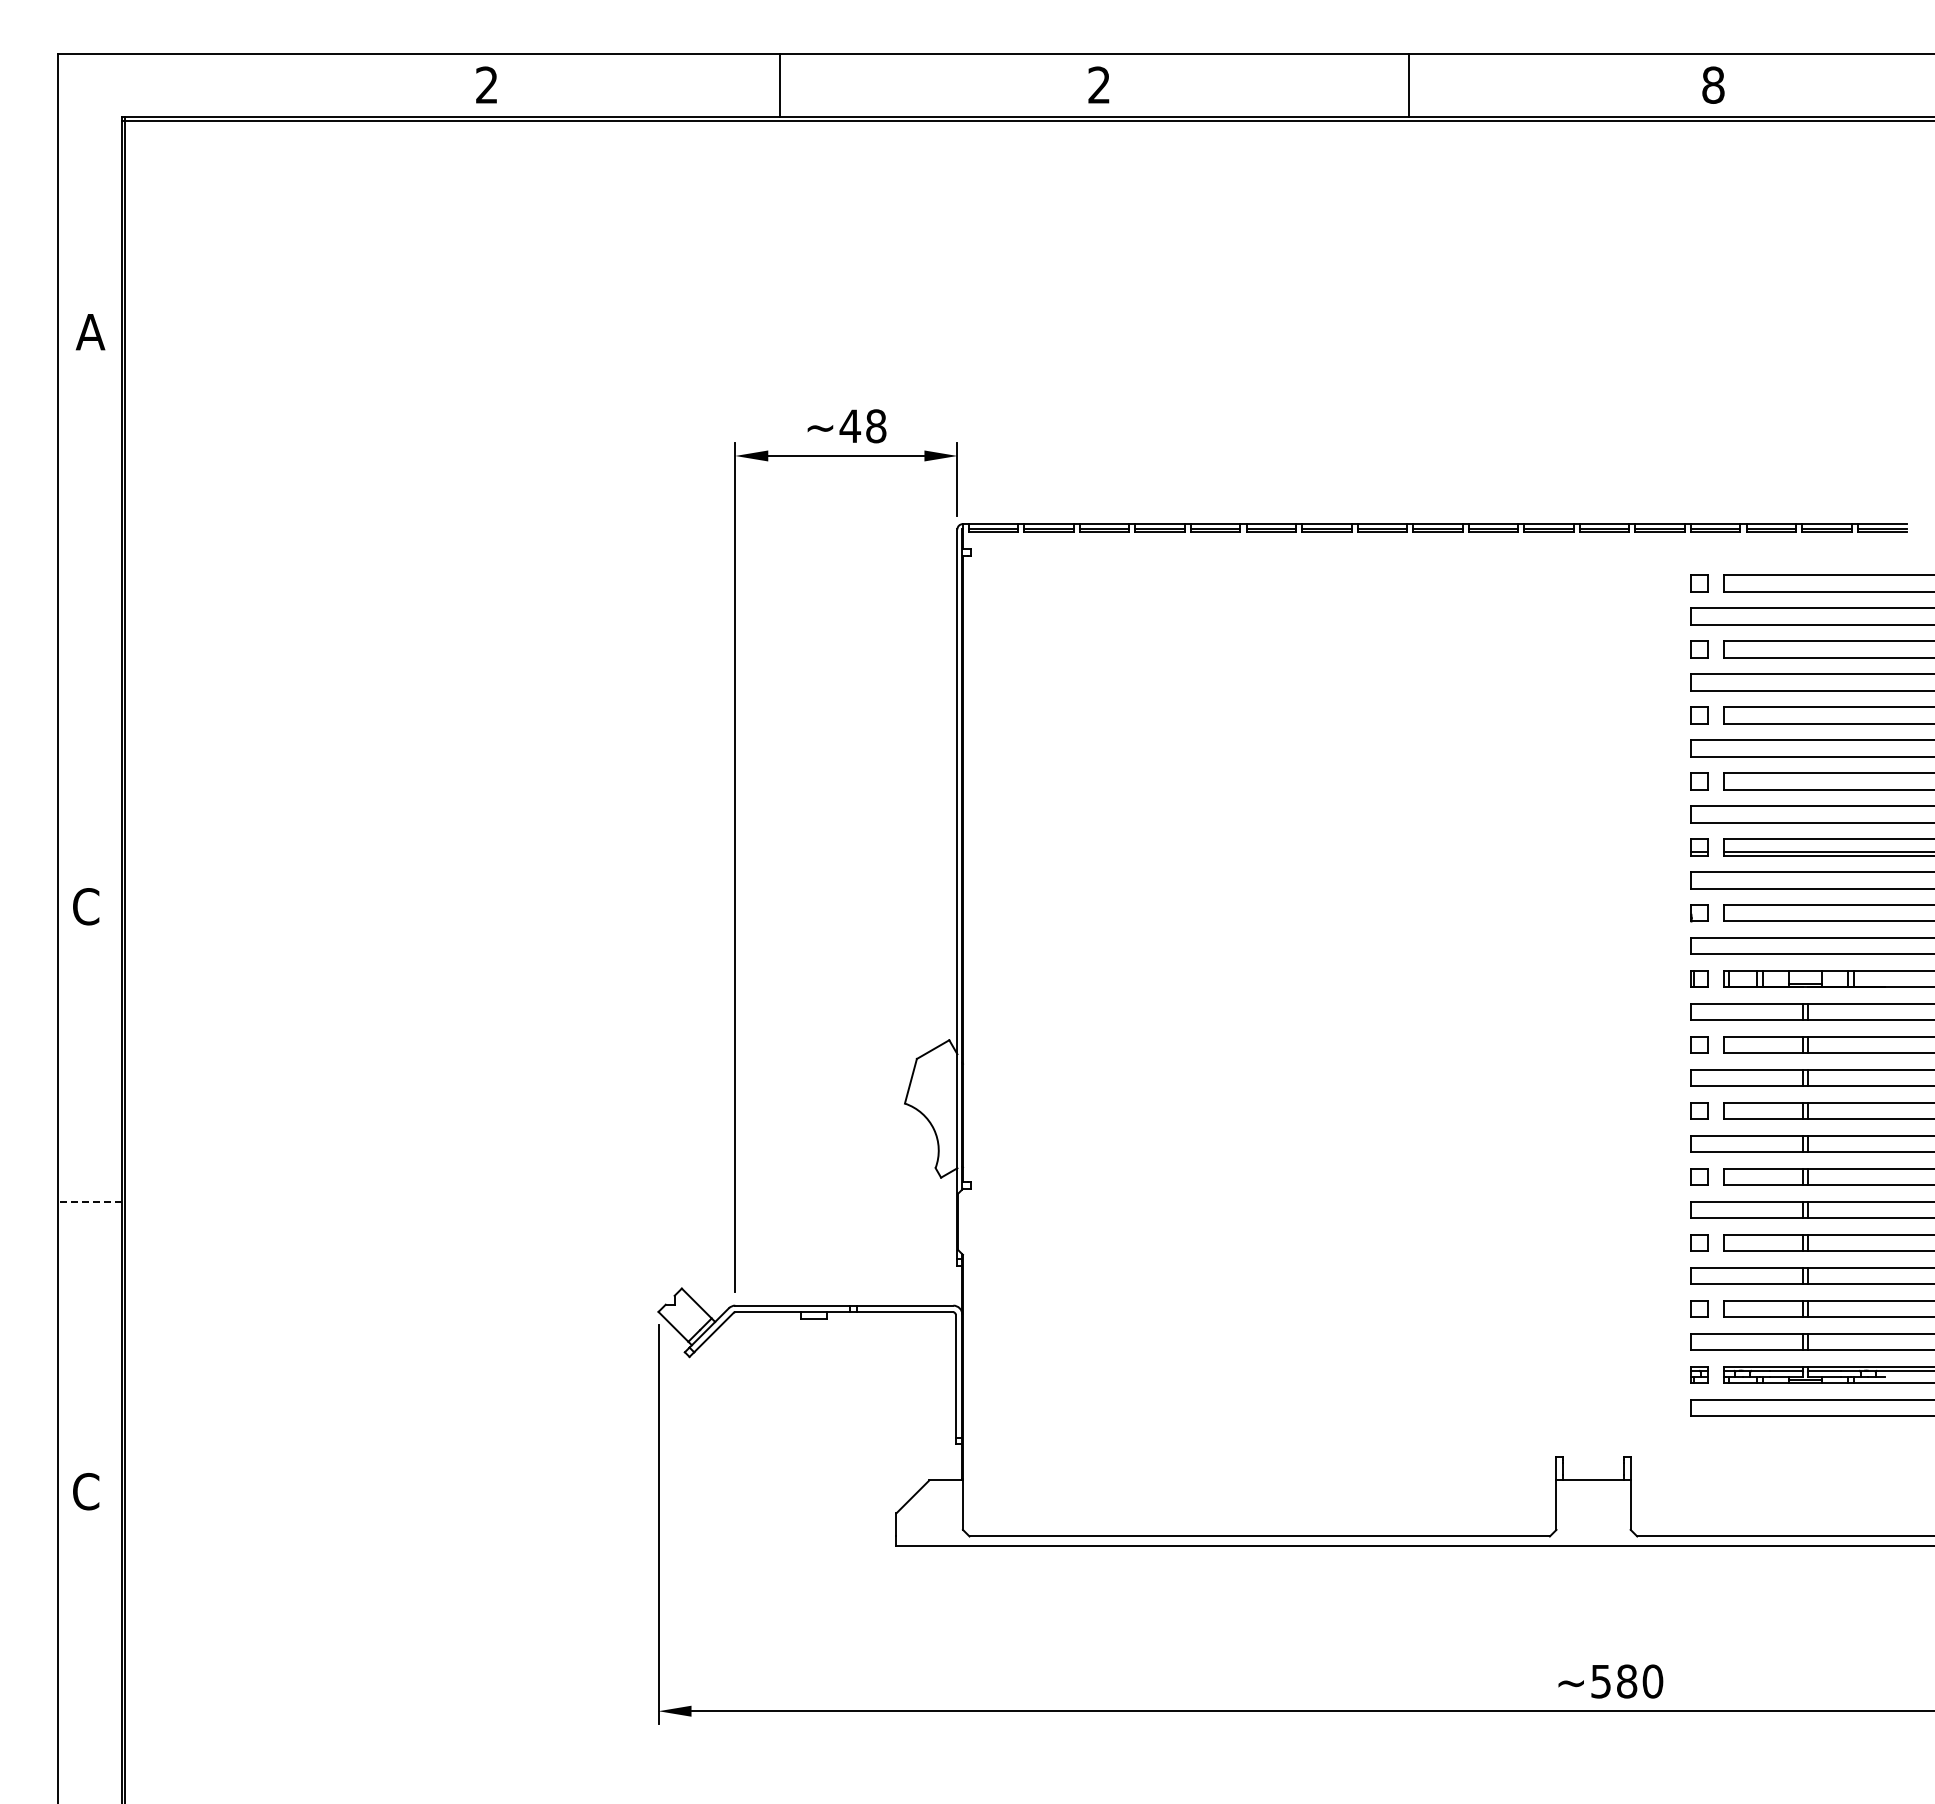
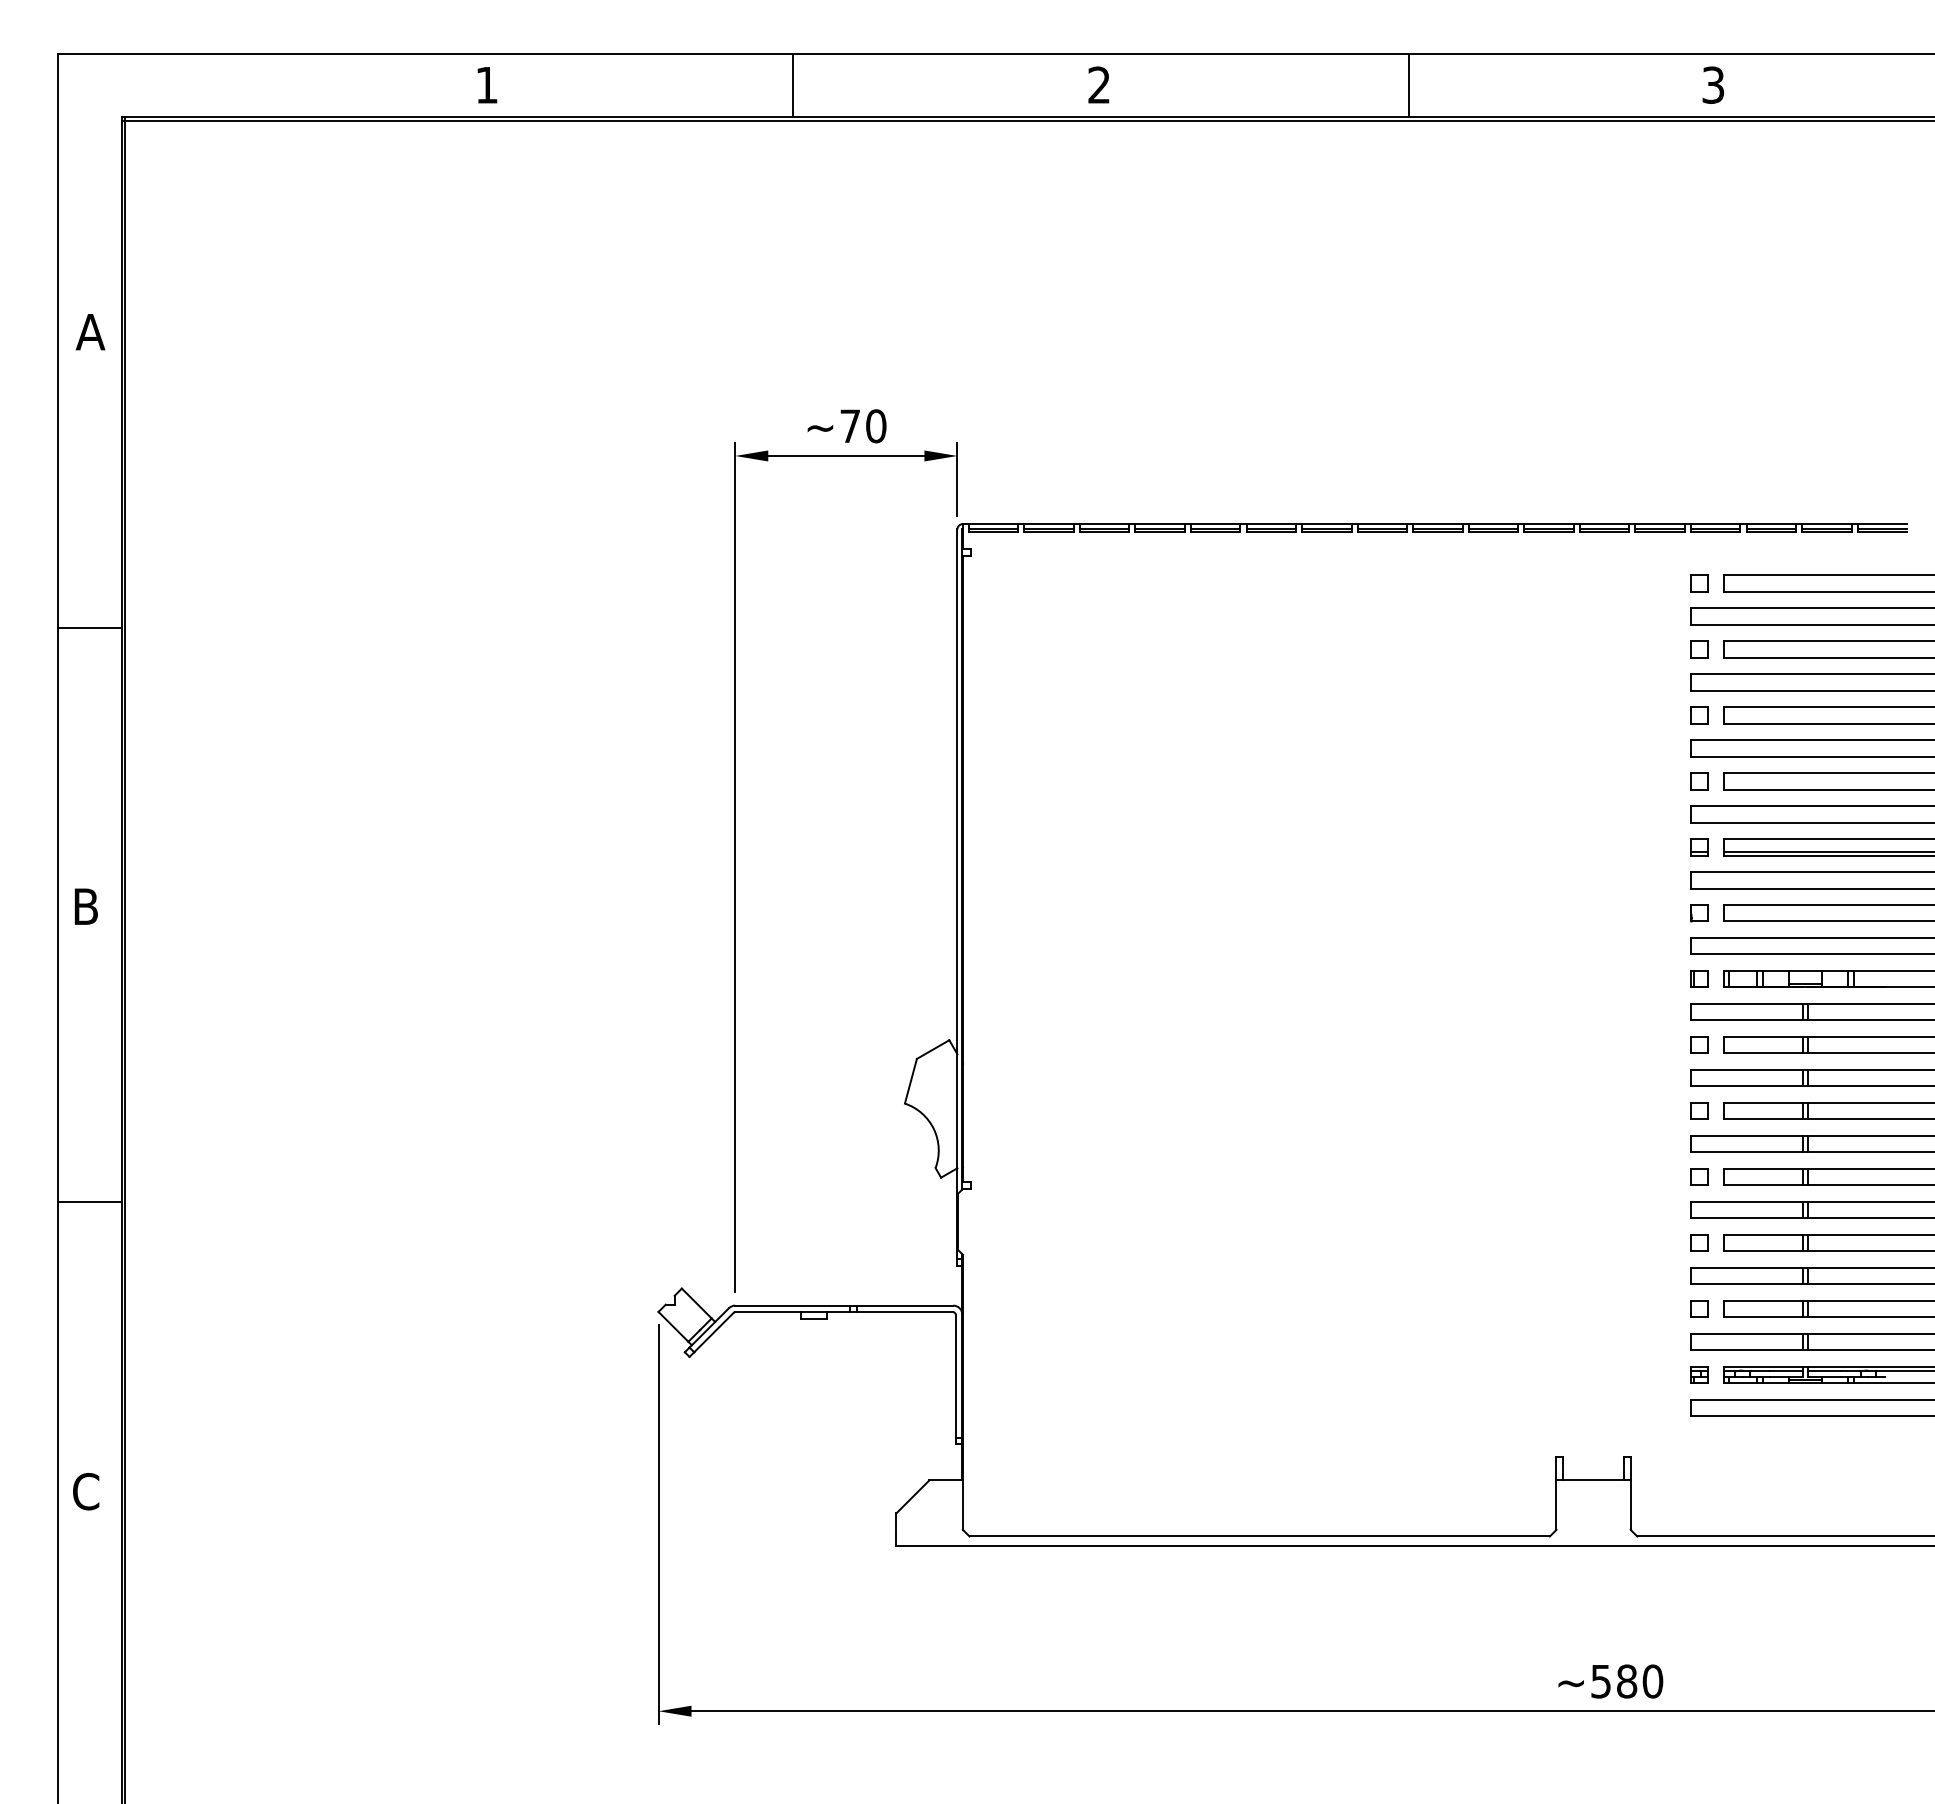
text: 2 -> 1 (486, 84)
text: 8 -> 3 (1713, 84)
line position: (779, 85) -> (792, 85) (792, 85)
text: ~48 -> ~70 (862, 426)
line: none -> present (89, 627)
text: C -> B (86, 906)
line: dashed -> solid (89, 1201)
